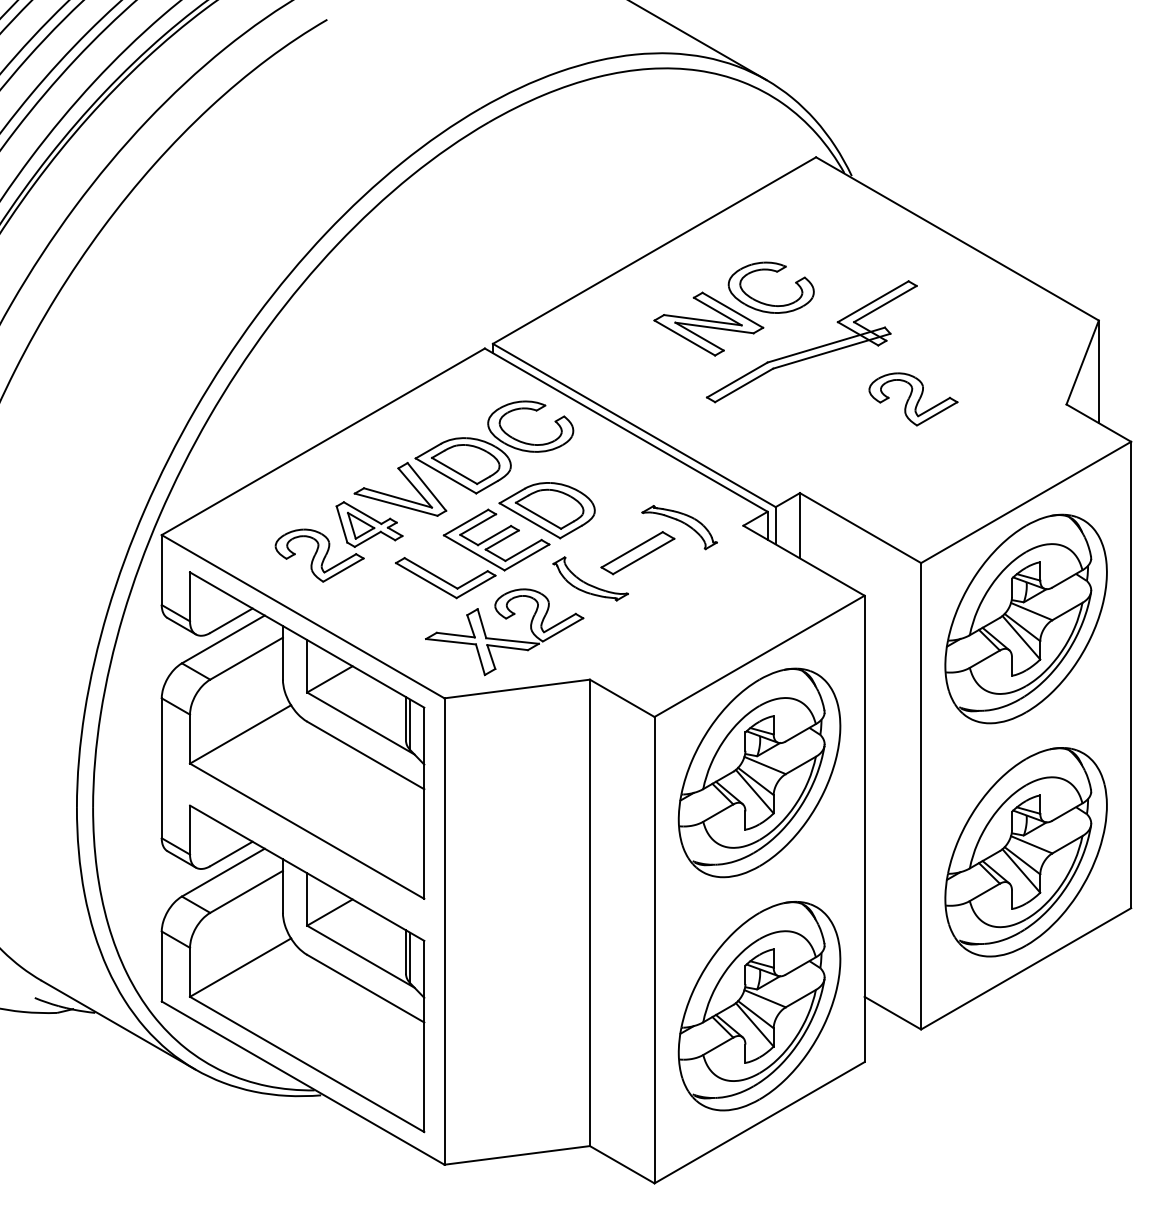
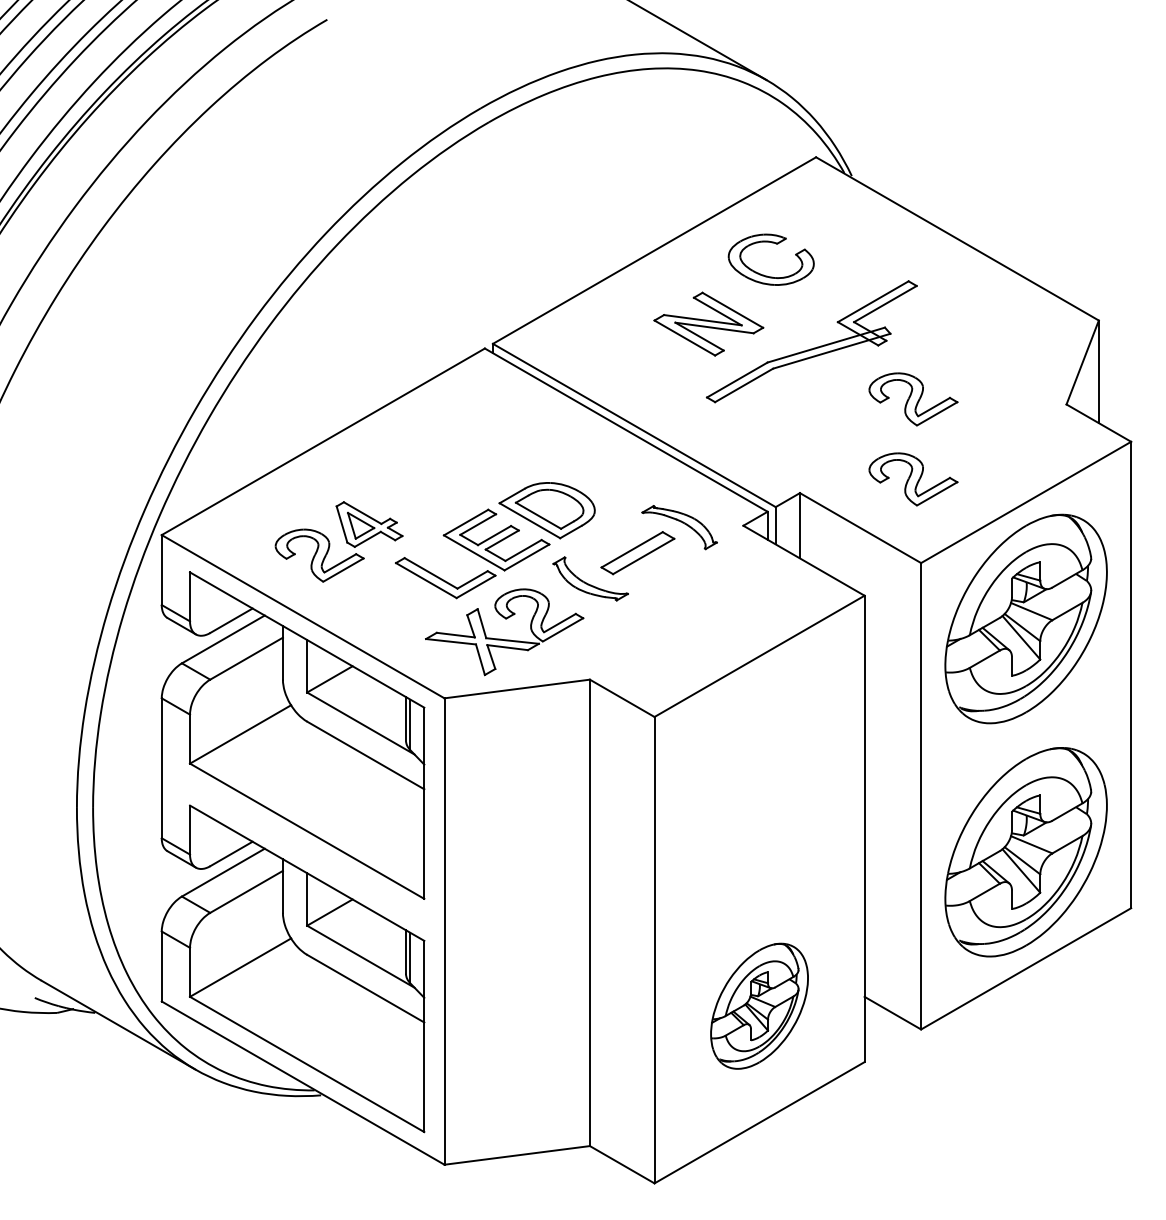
part position: (775, 272) -> (775, 244) (775, 244)
part: present -> none (463, 458)
part: none -> present (913, 479)
part: present -> none (759, 772)
part size: 165x211 px -> 99x128 px (759, 1005)
